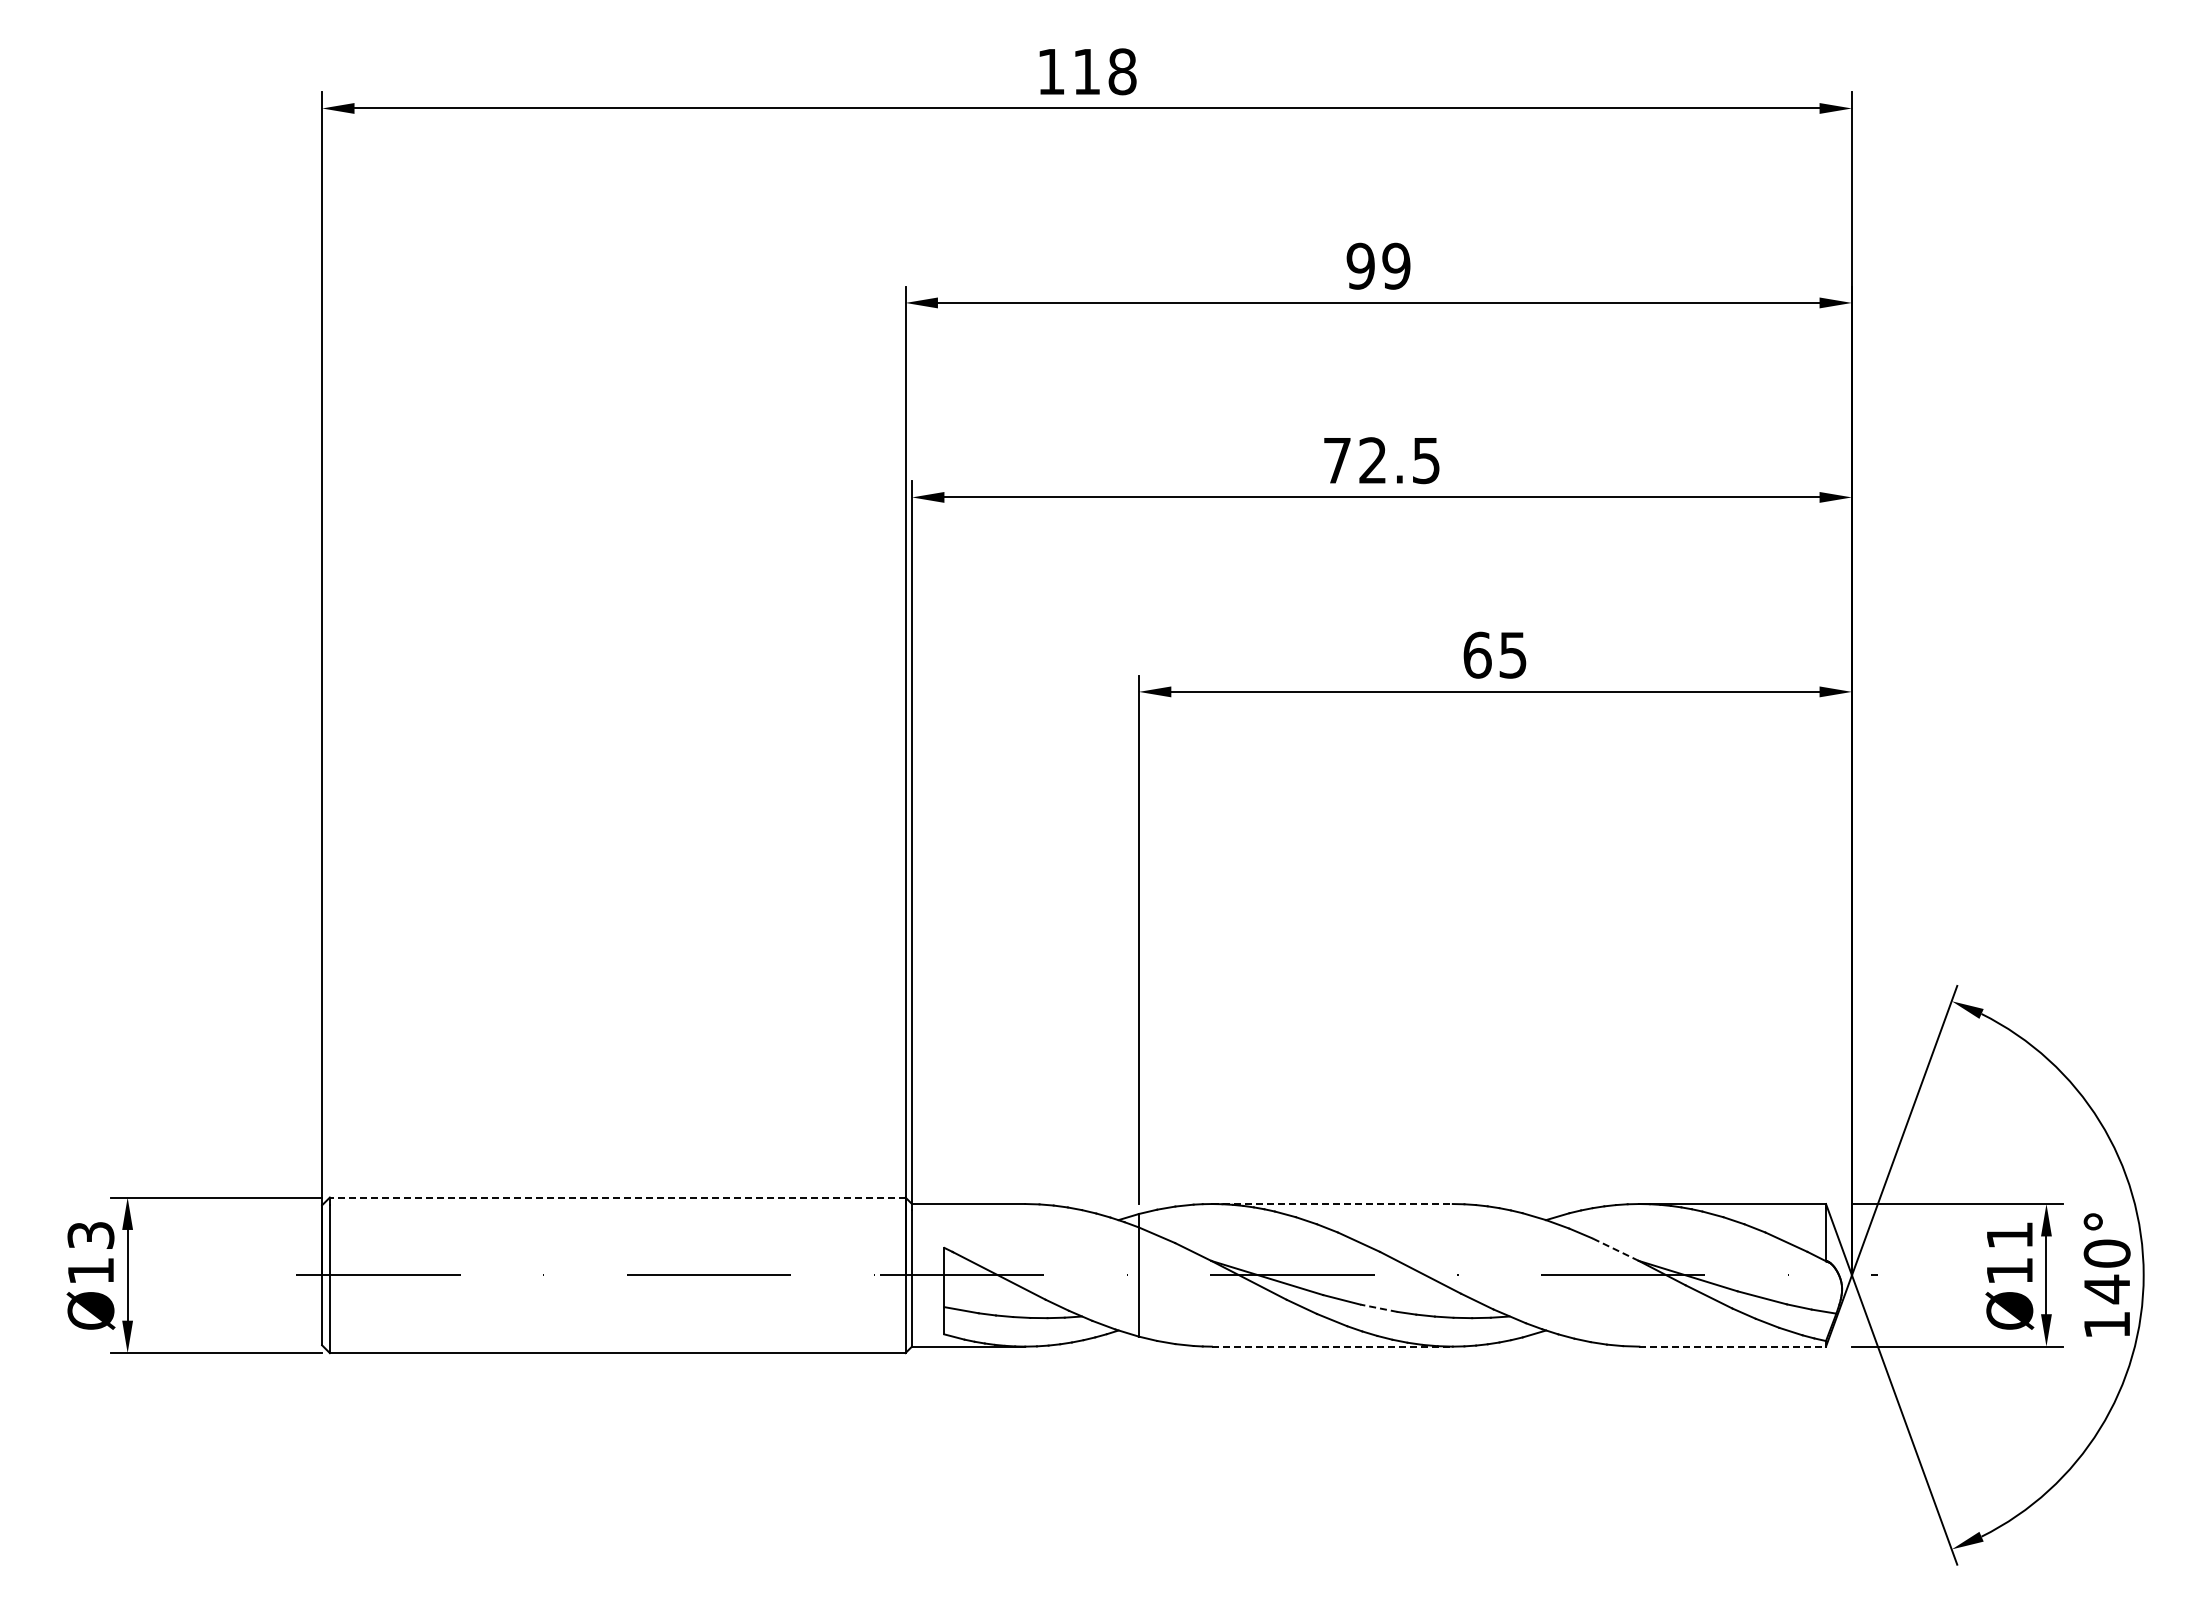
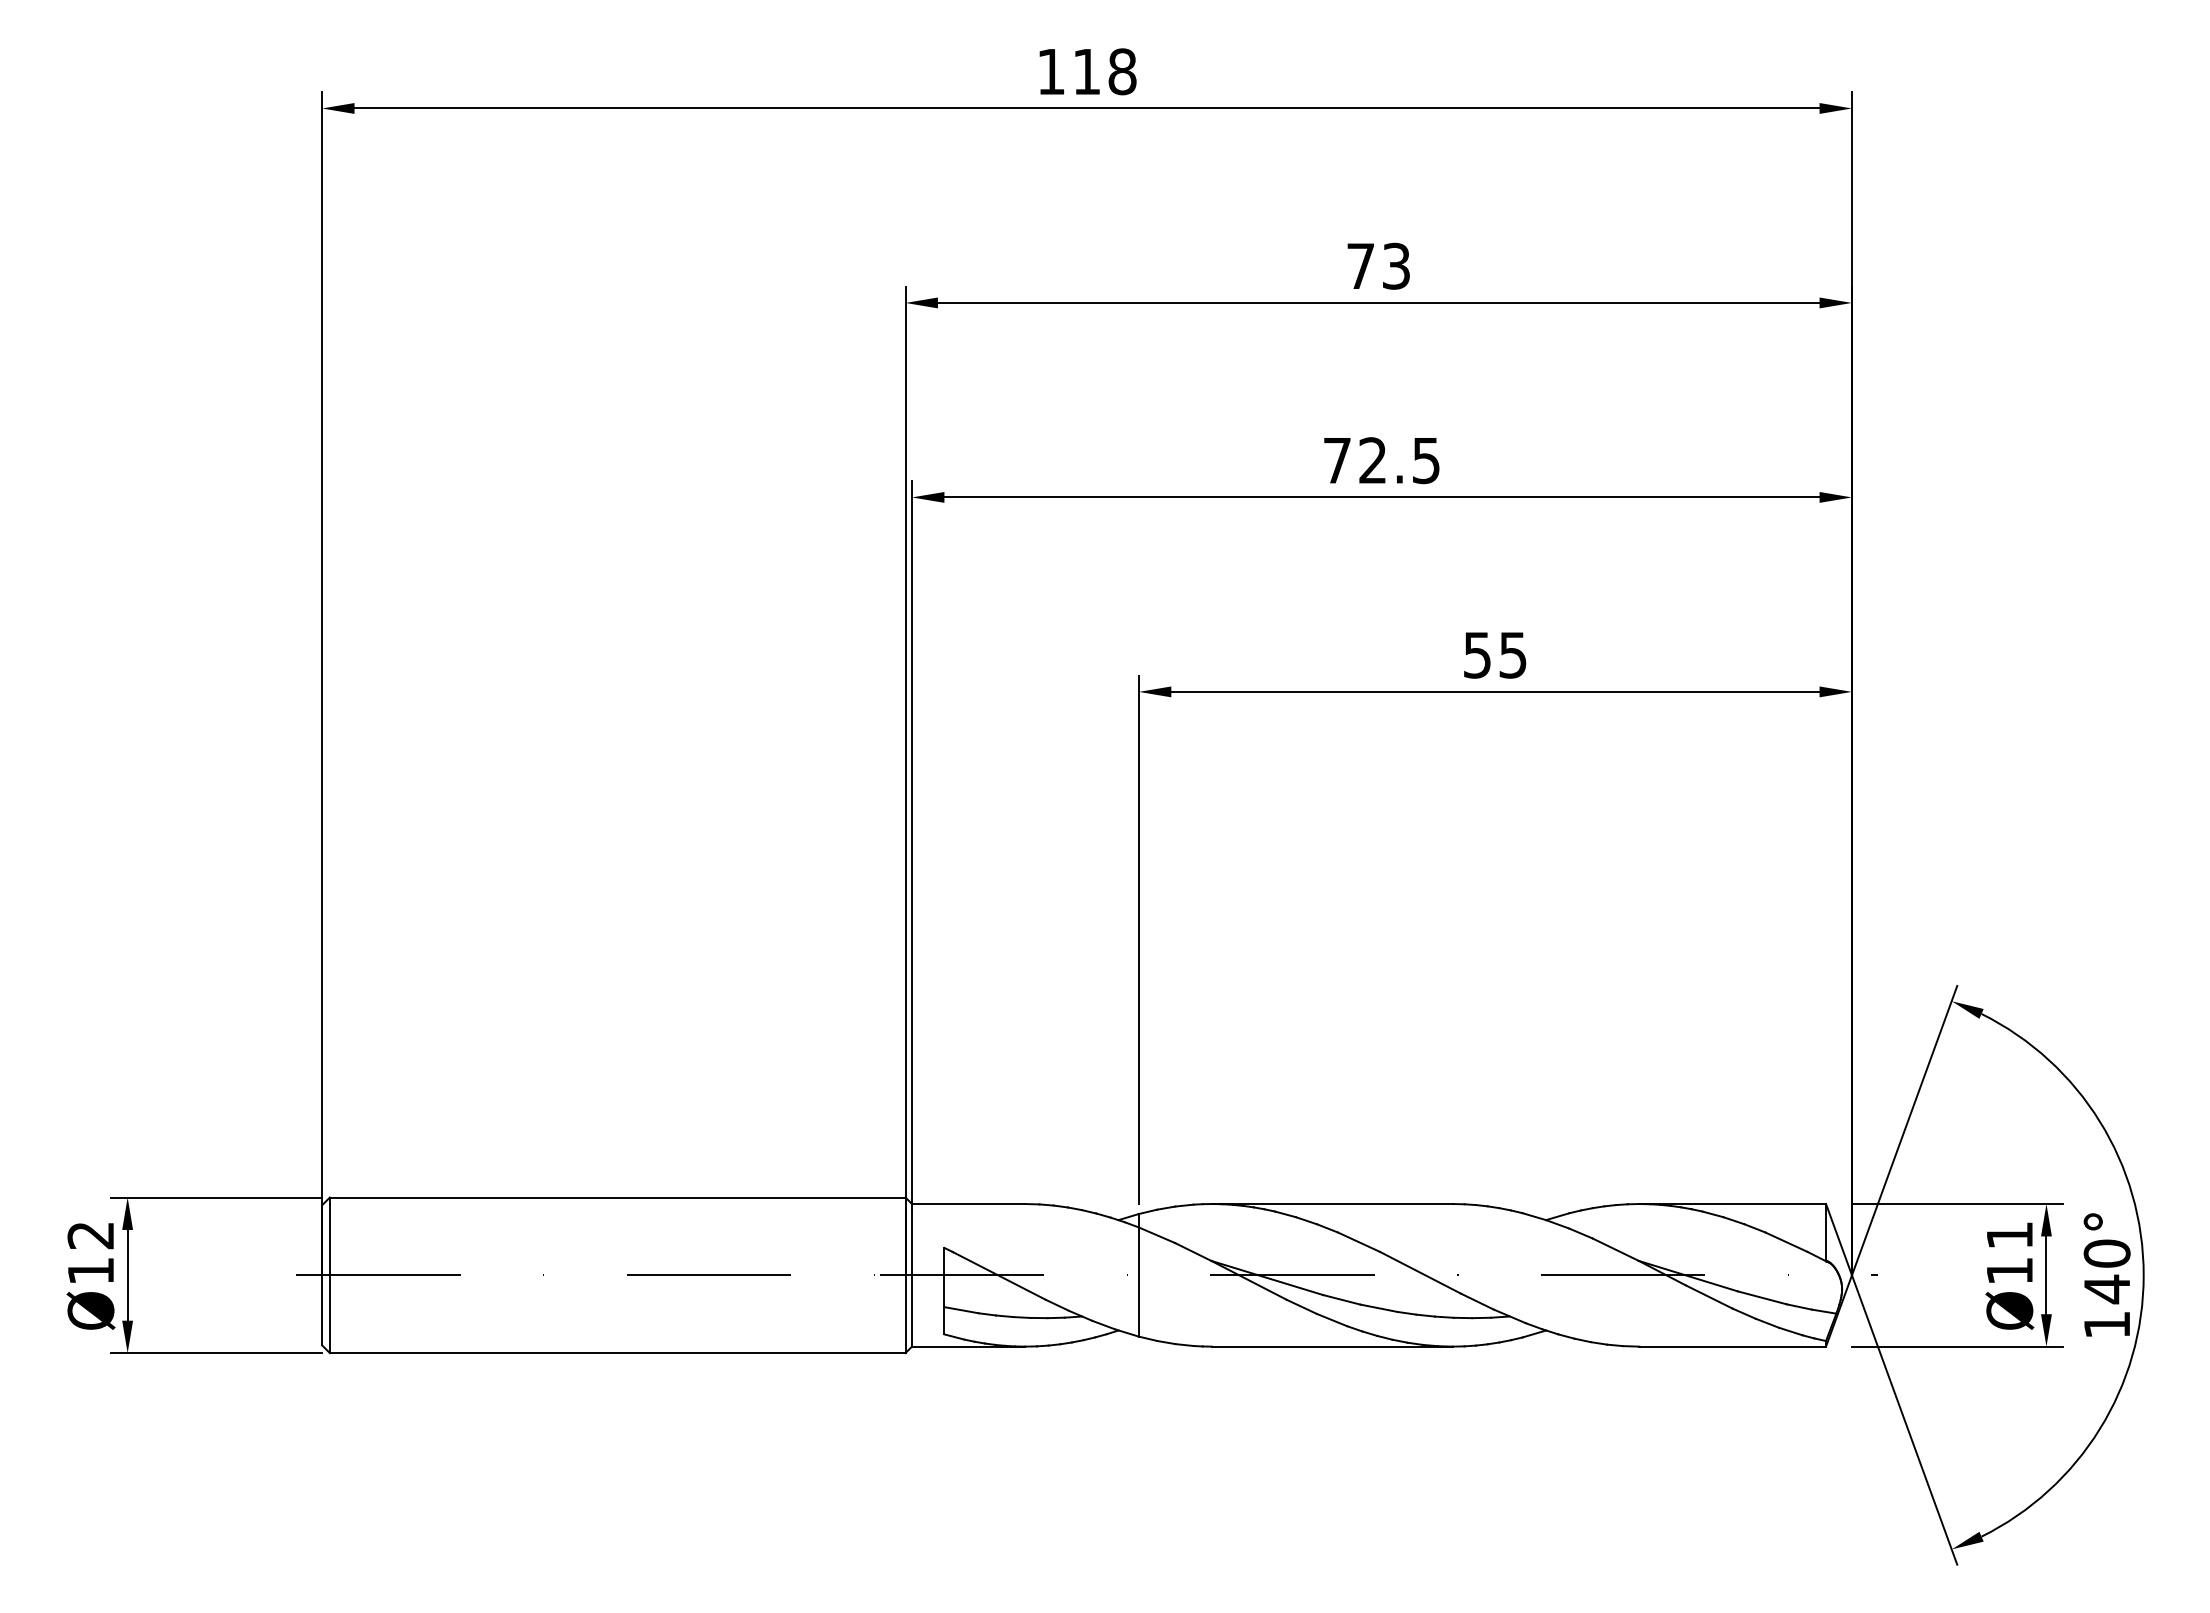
text: 99 -> 73 (1378, 265)
text: 65 -> 55 (1477, 654)
line: dashed -> solid (617, 1197)
line: dashed -> solid (1332, 1204)
text: Ø13 -> Ø12 (90, 1235)
line: dashed -> solid (1615, 1249)
line: dashed -> solid (1379, 1308)
line: dashed -> solid (1332, 1346)
line: dashed -> solid (1733, 1346)
